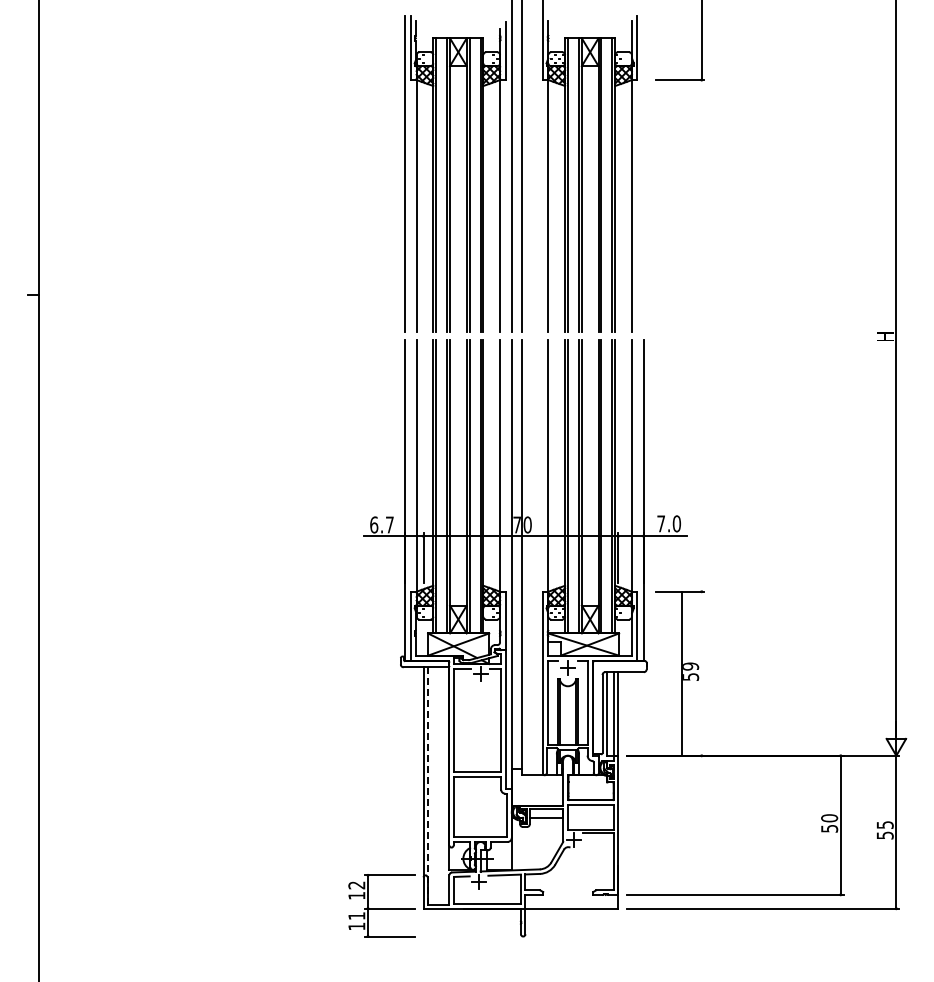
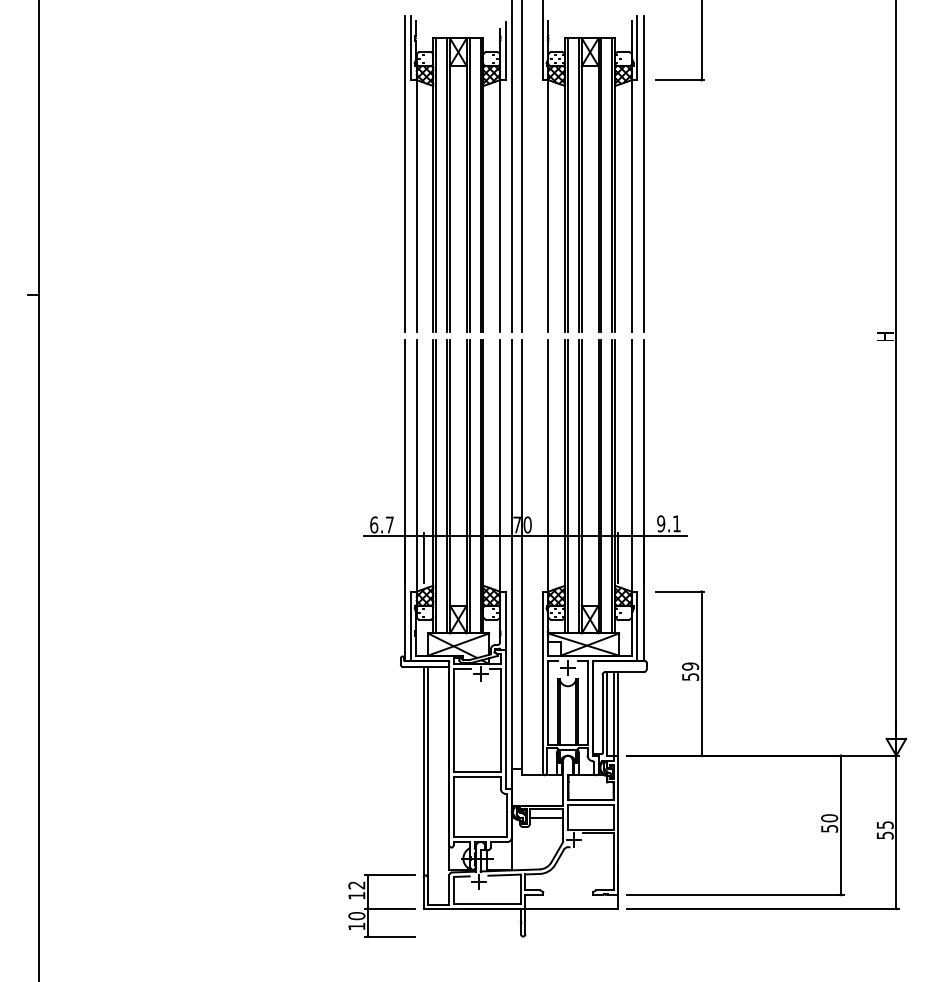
line: none -> present (643, 173)
text: 7.0 -> 9.1 (669, 523)
line position: (681, 673) -> (701, 673) (701, 673)
line: dashed -> solid (428, 786)
text: 11 -> 10 (356, 916)
